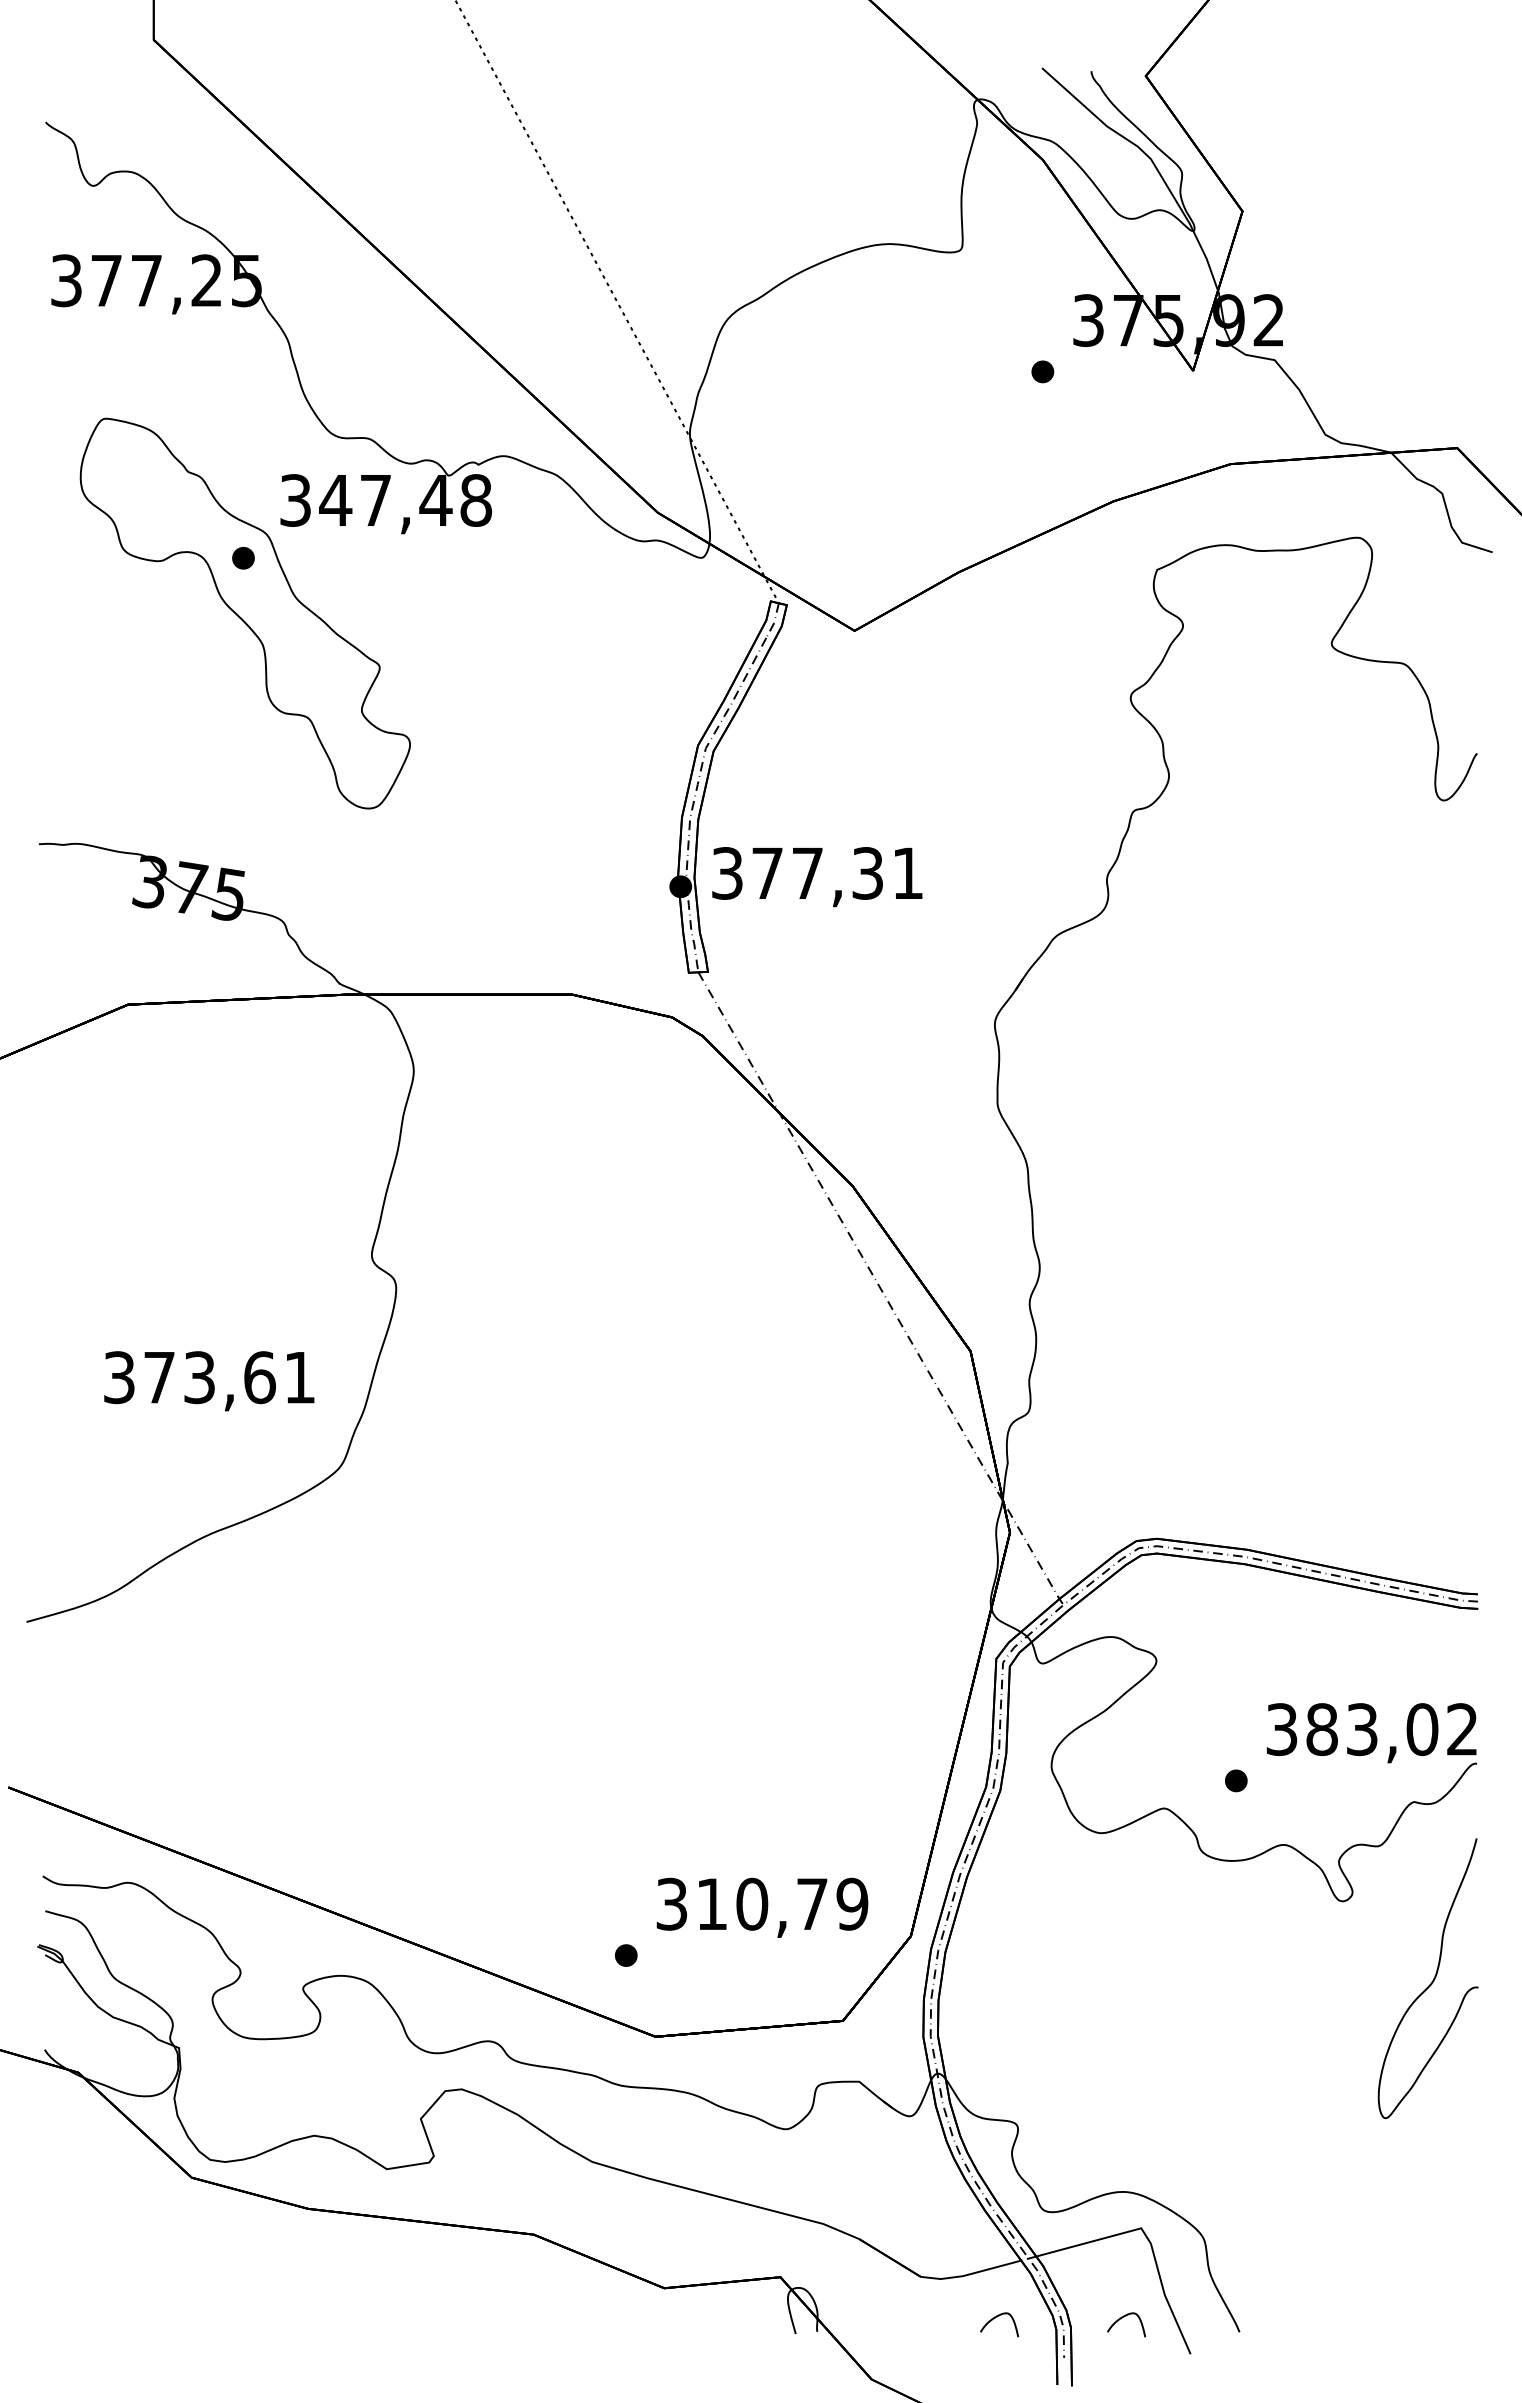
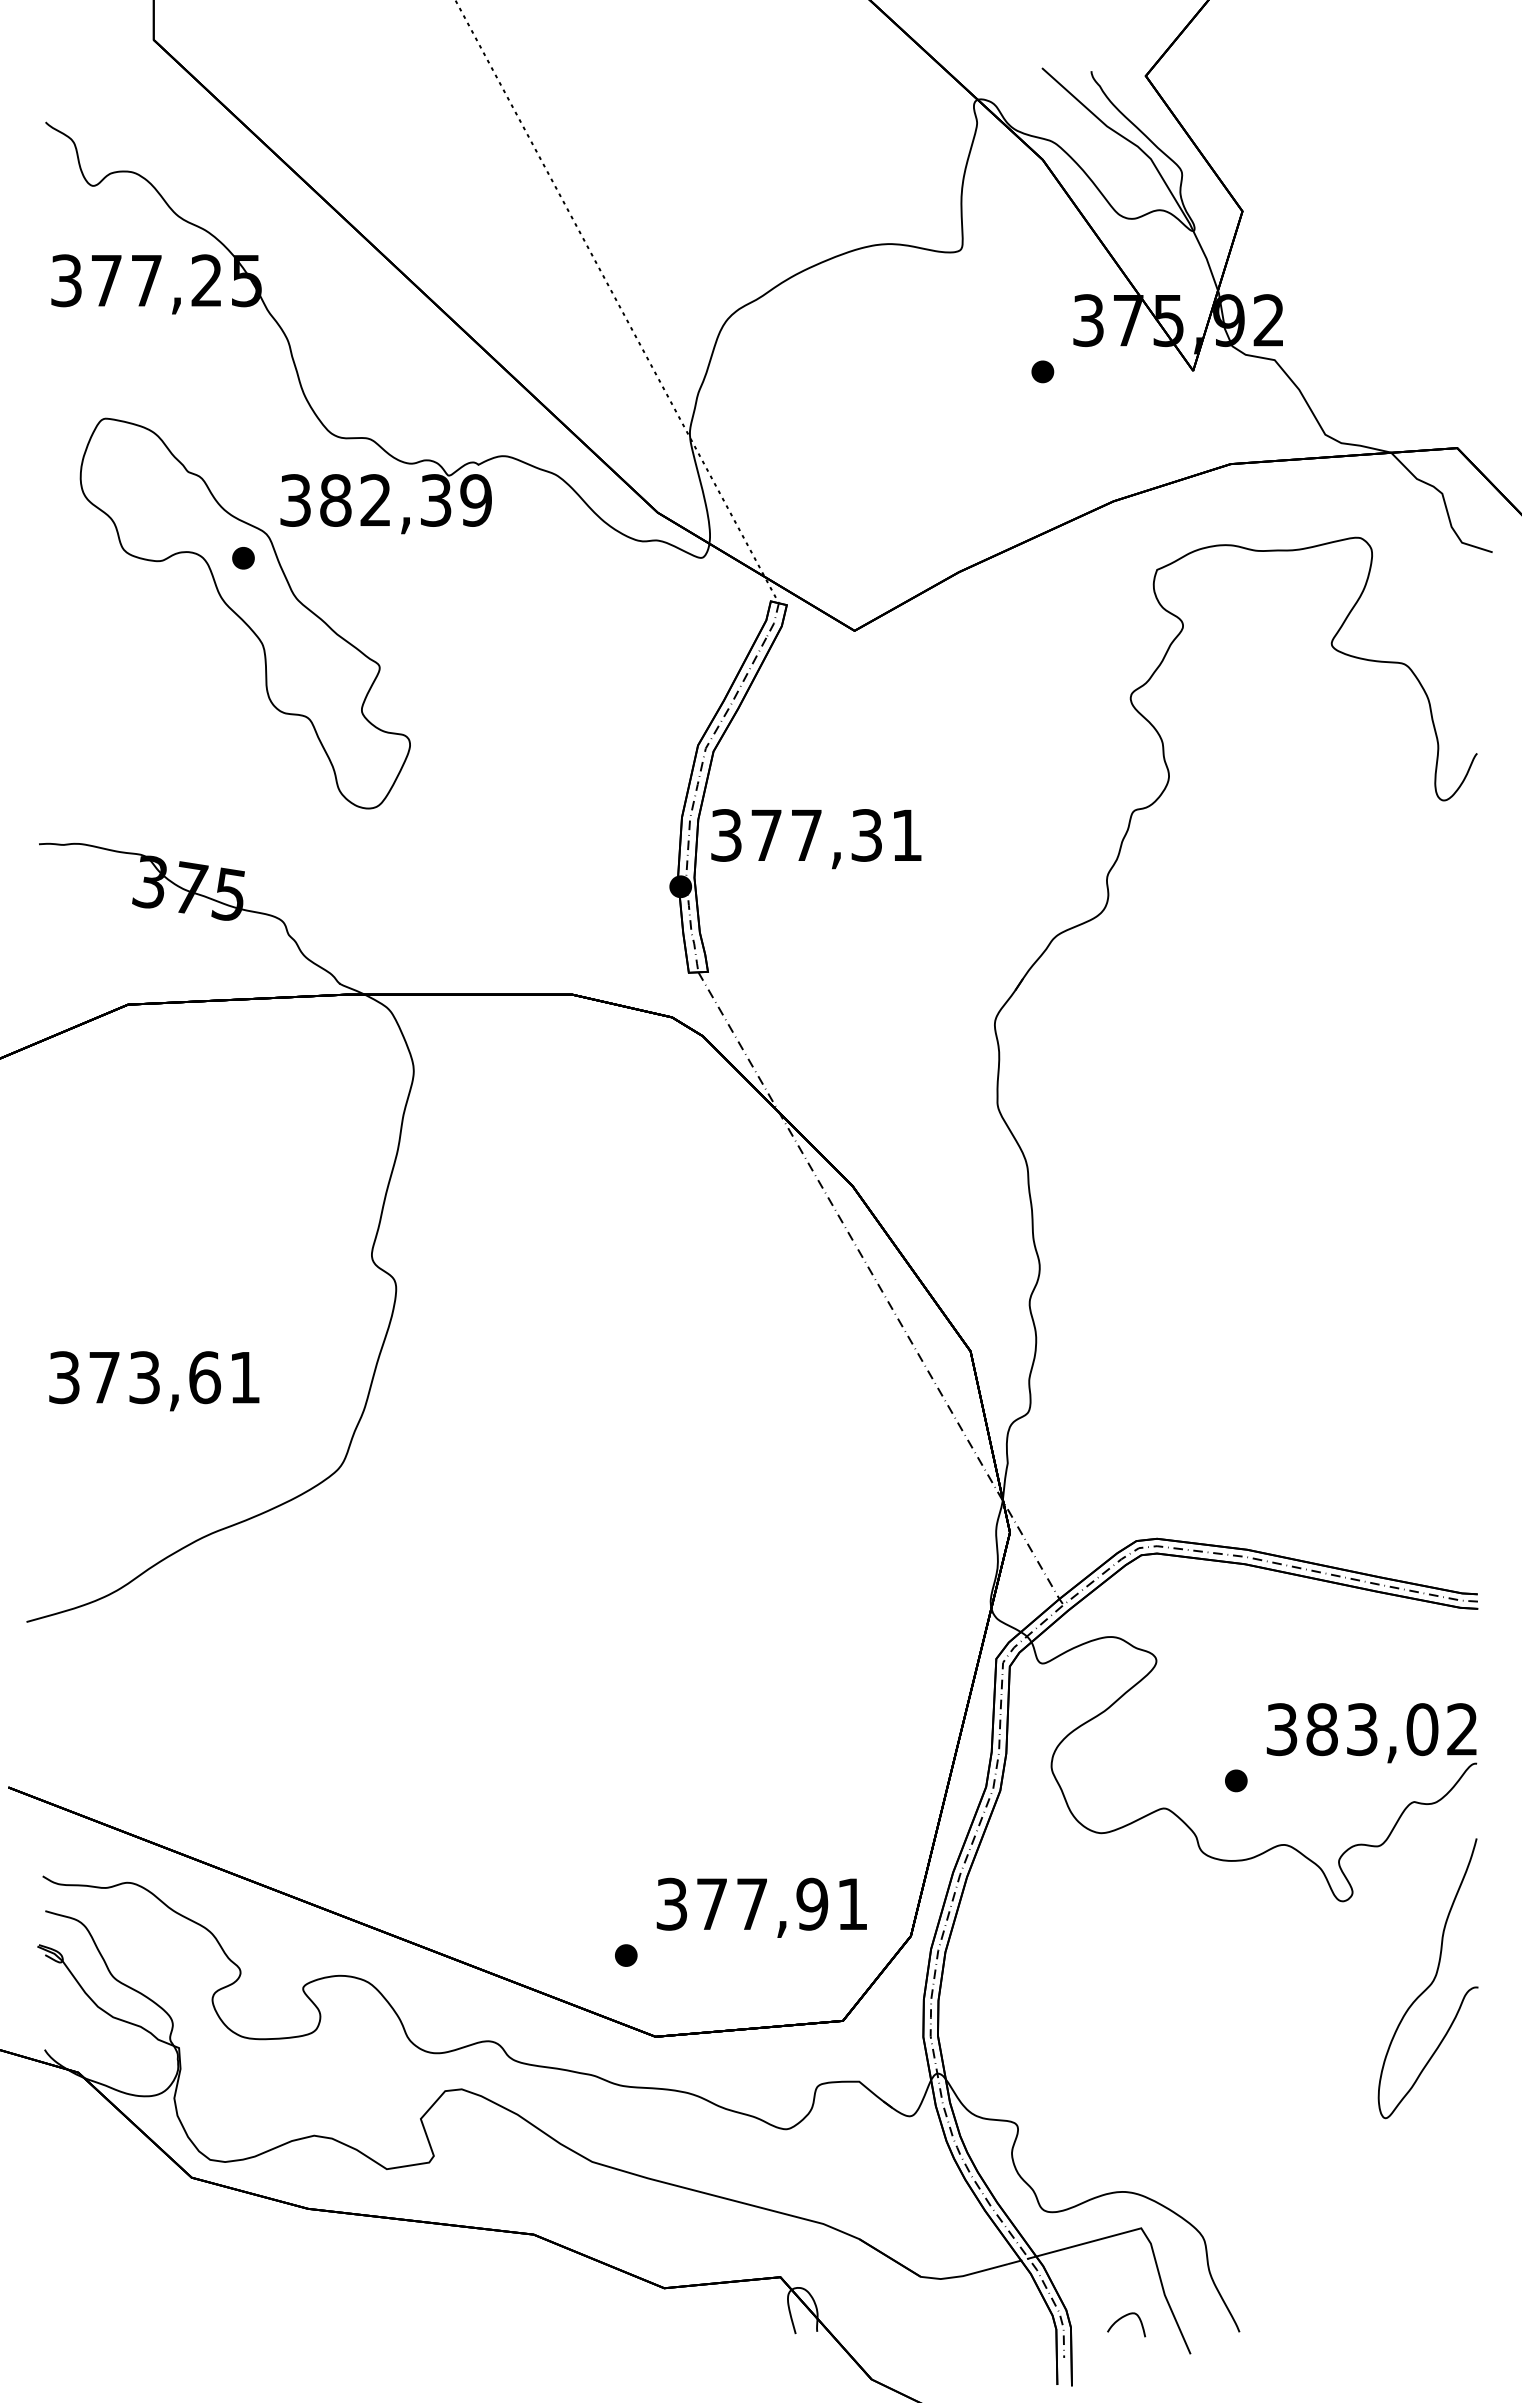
text: 347,48 -> 382,39 (405, 500)
text position: (817, 877) -> (816, 839) (816, 839)
text position: (209, 1381) -> (154, 1381) (154, 1381)
text: 310,79 -> 377,91 (782, 1903)
curve: present -> none (995, 2318)
